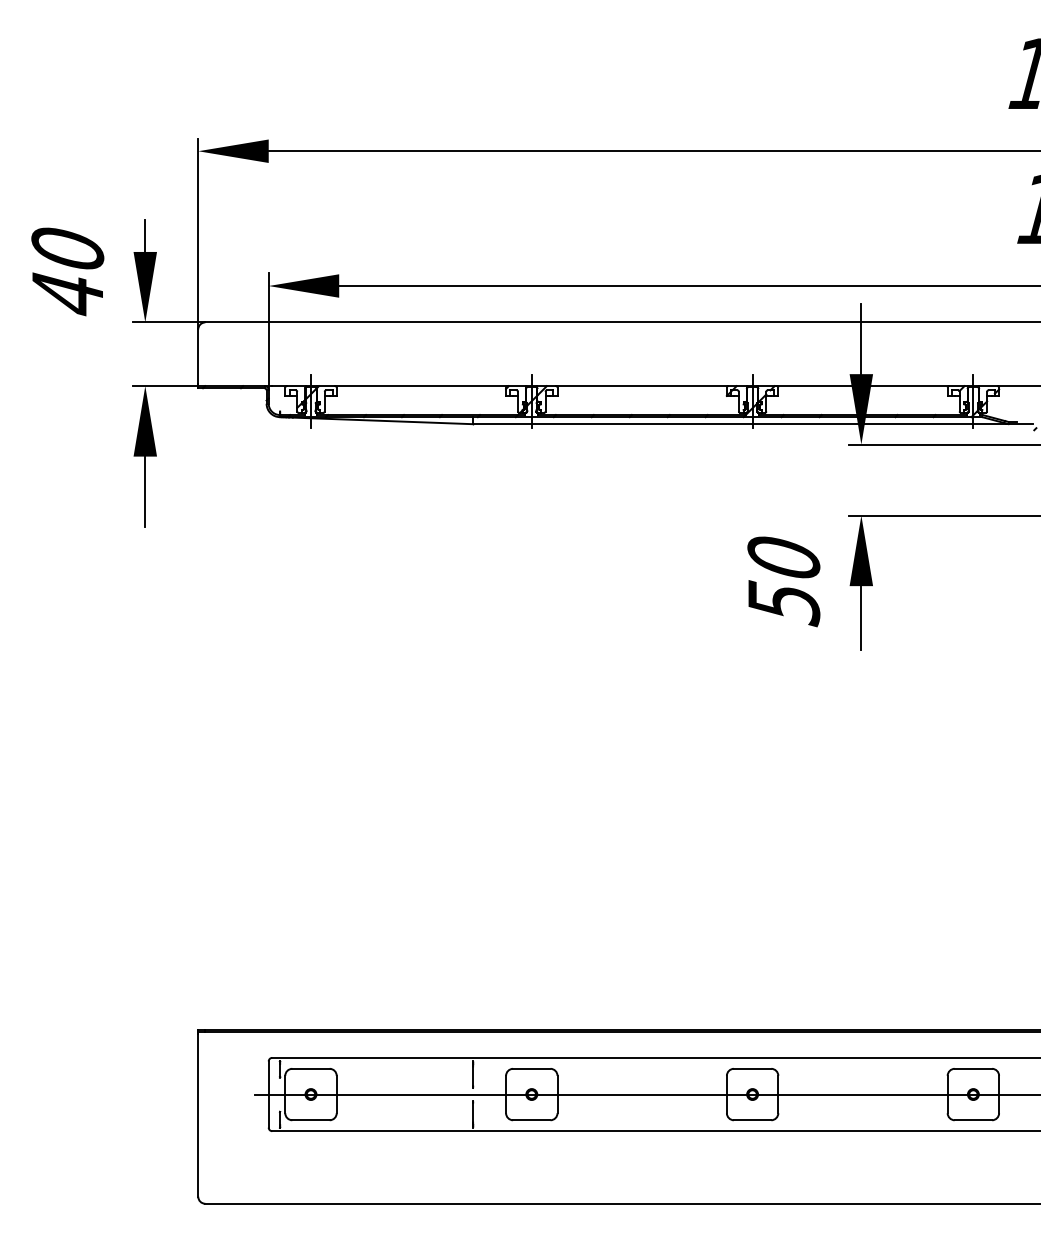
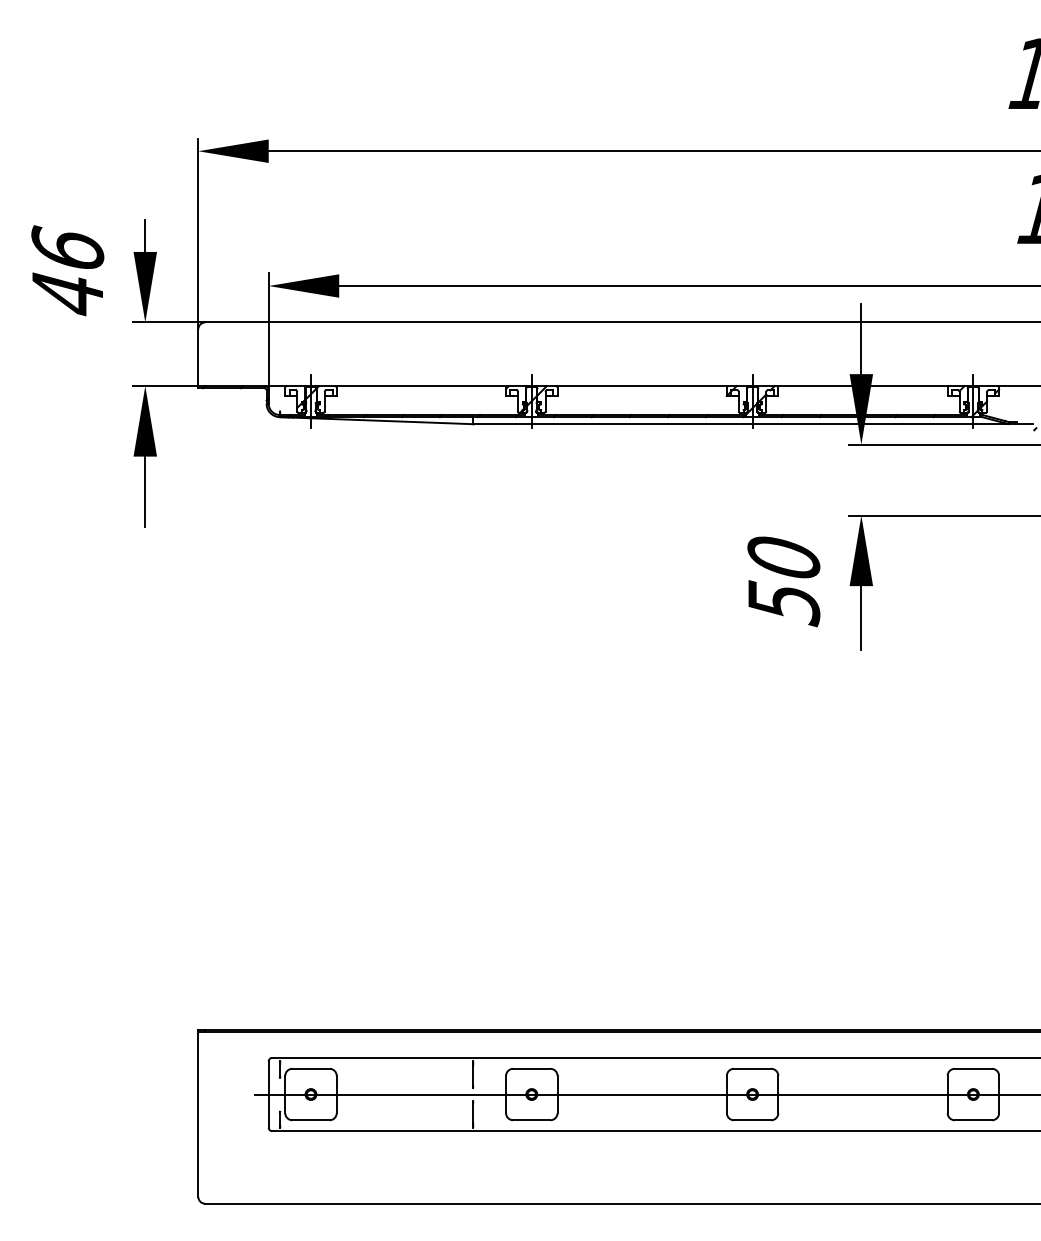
text: 40 -> 46 (67, 247)
